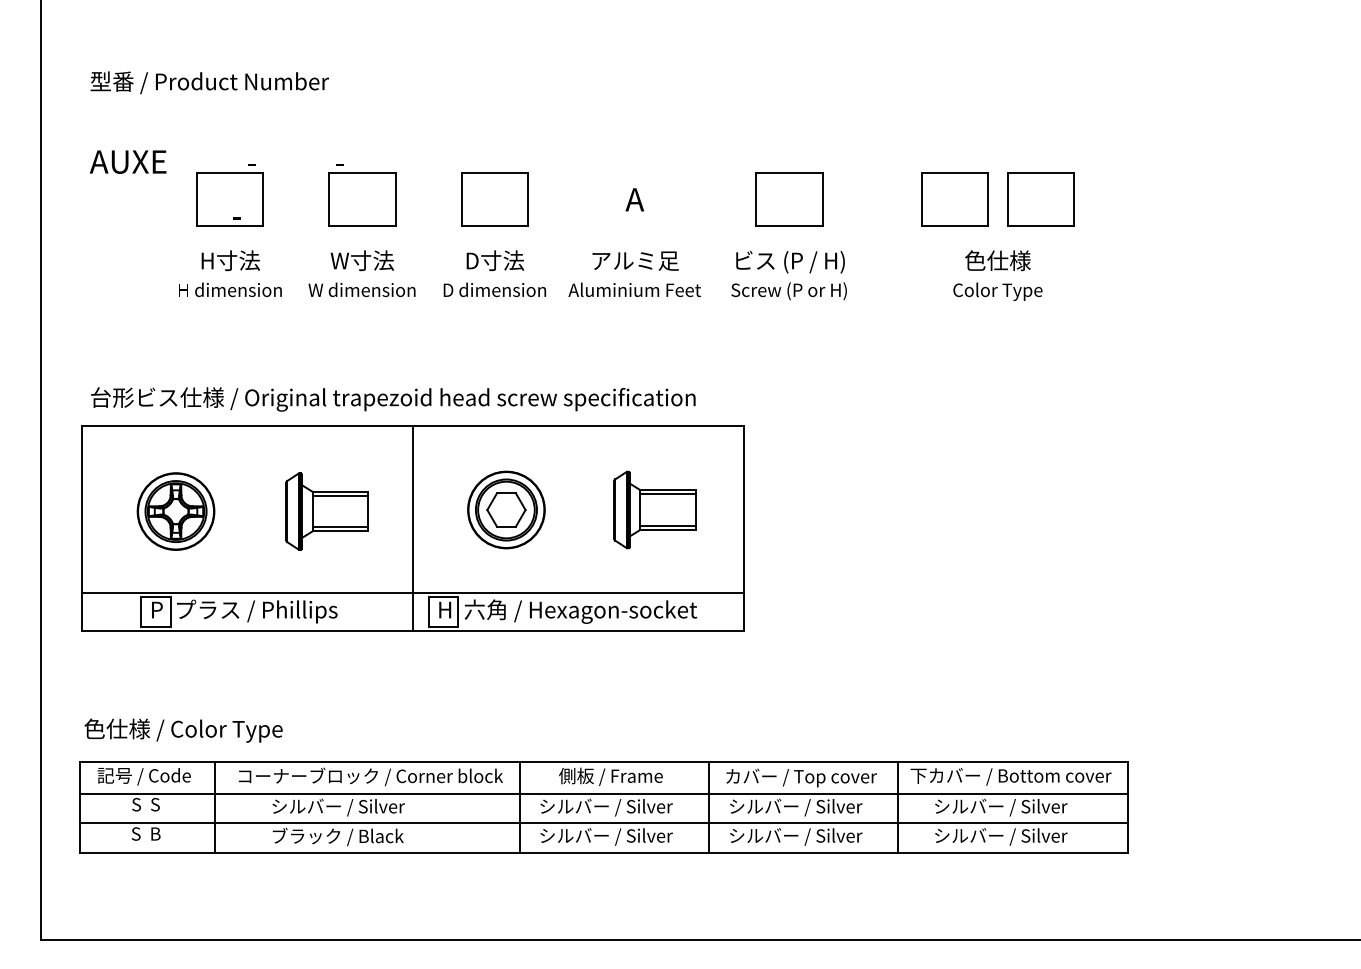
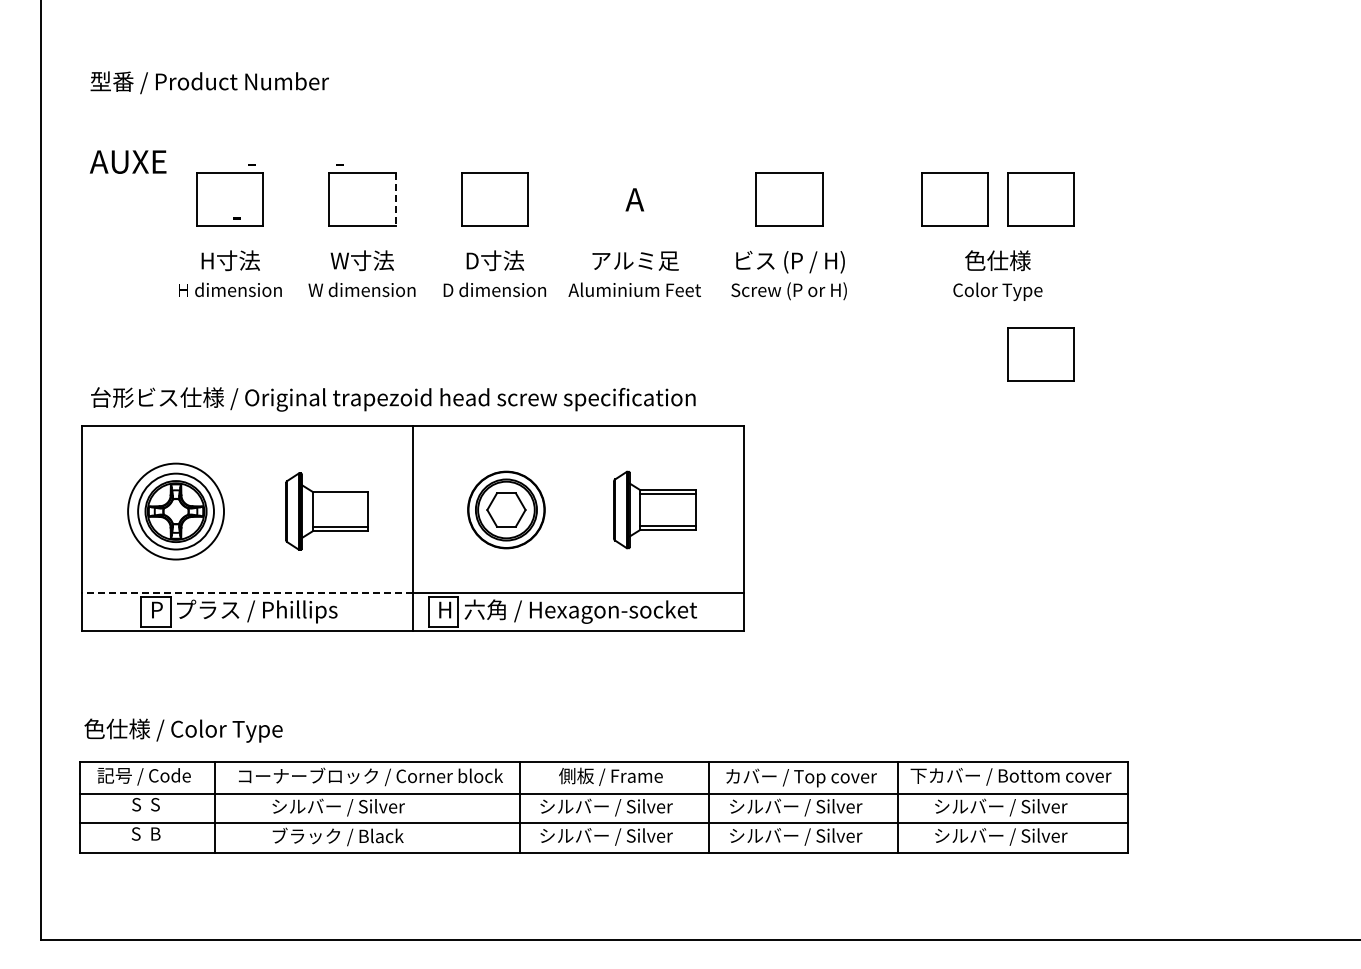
line: solid -> dashed (395, 200)
part: none -> present (1040, 354)
line: present -> none (340, 495)
circle diameter: 77 px -> 96 px (176, 511)
line: solid -> dashed (247, 593)
